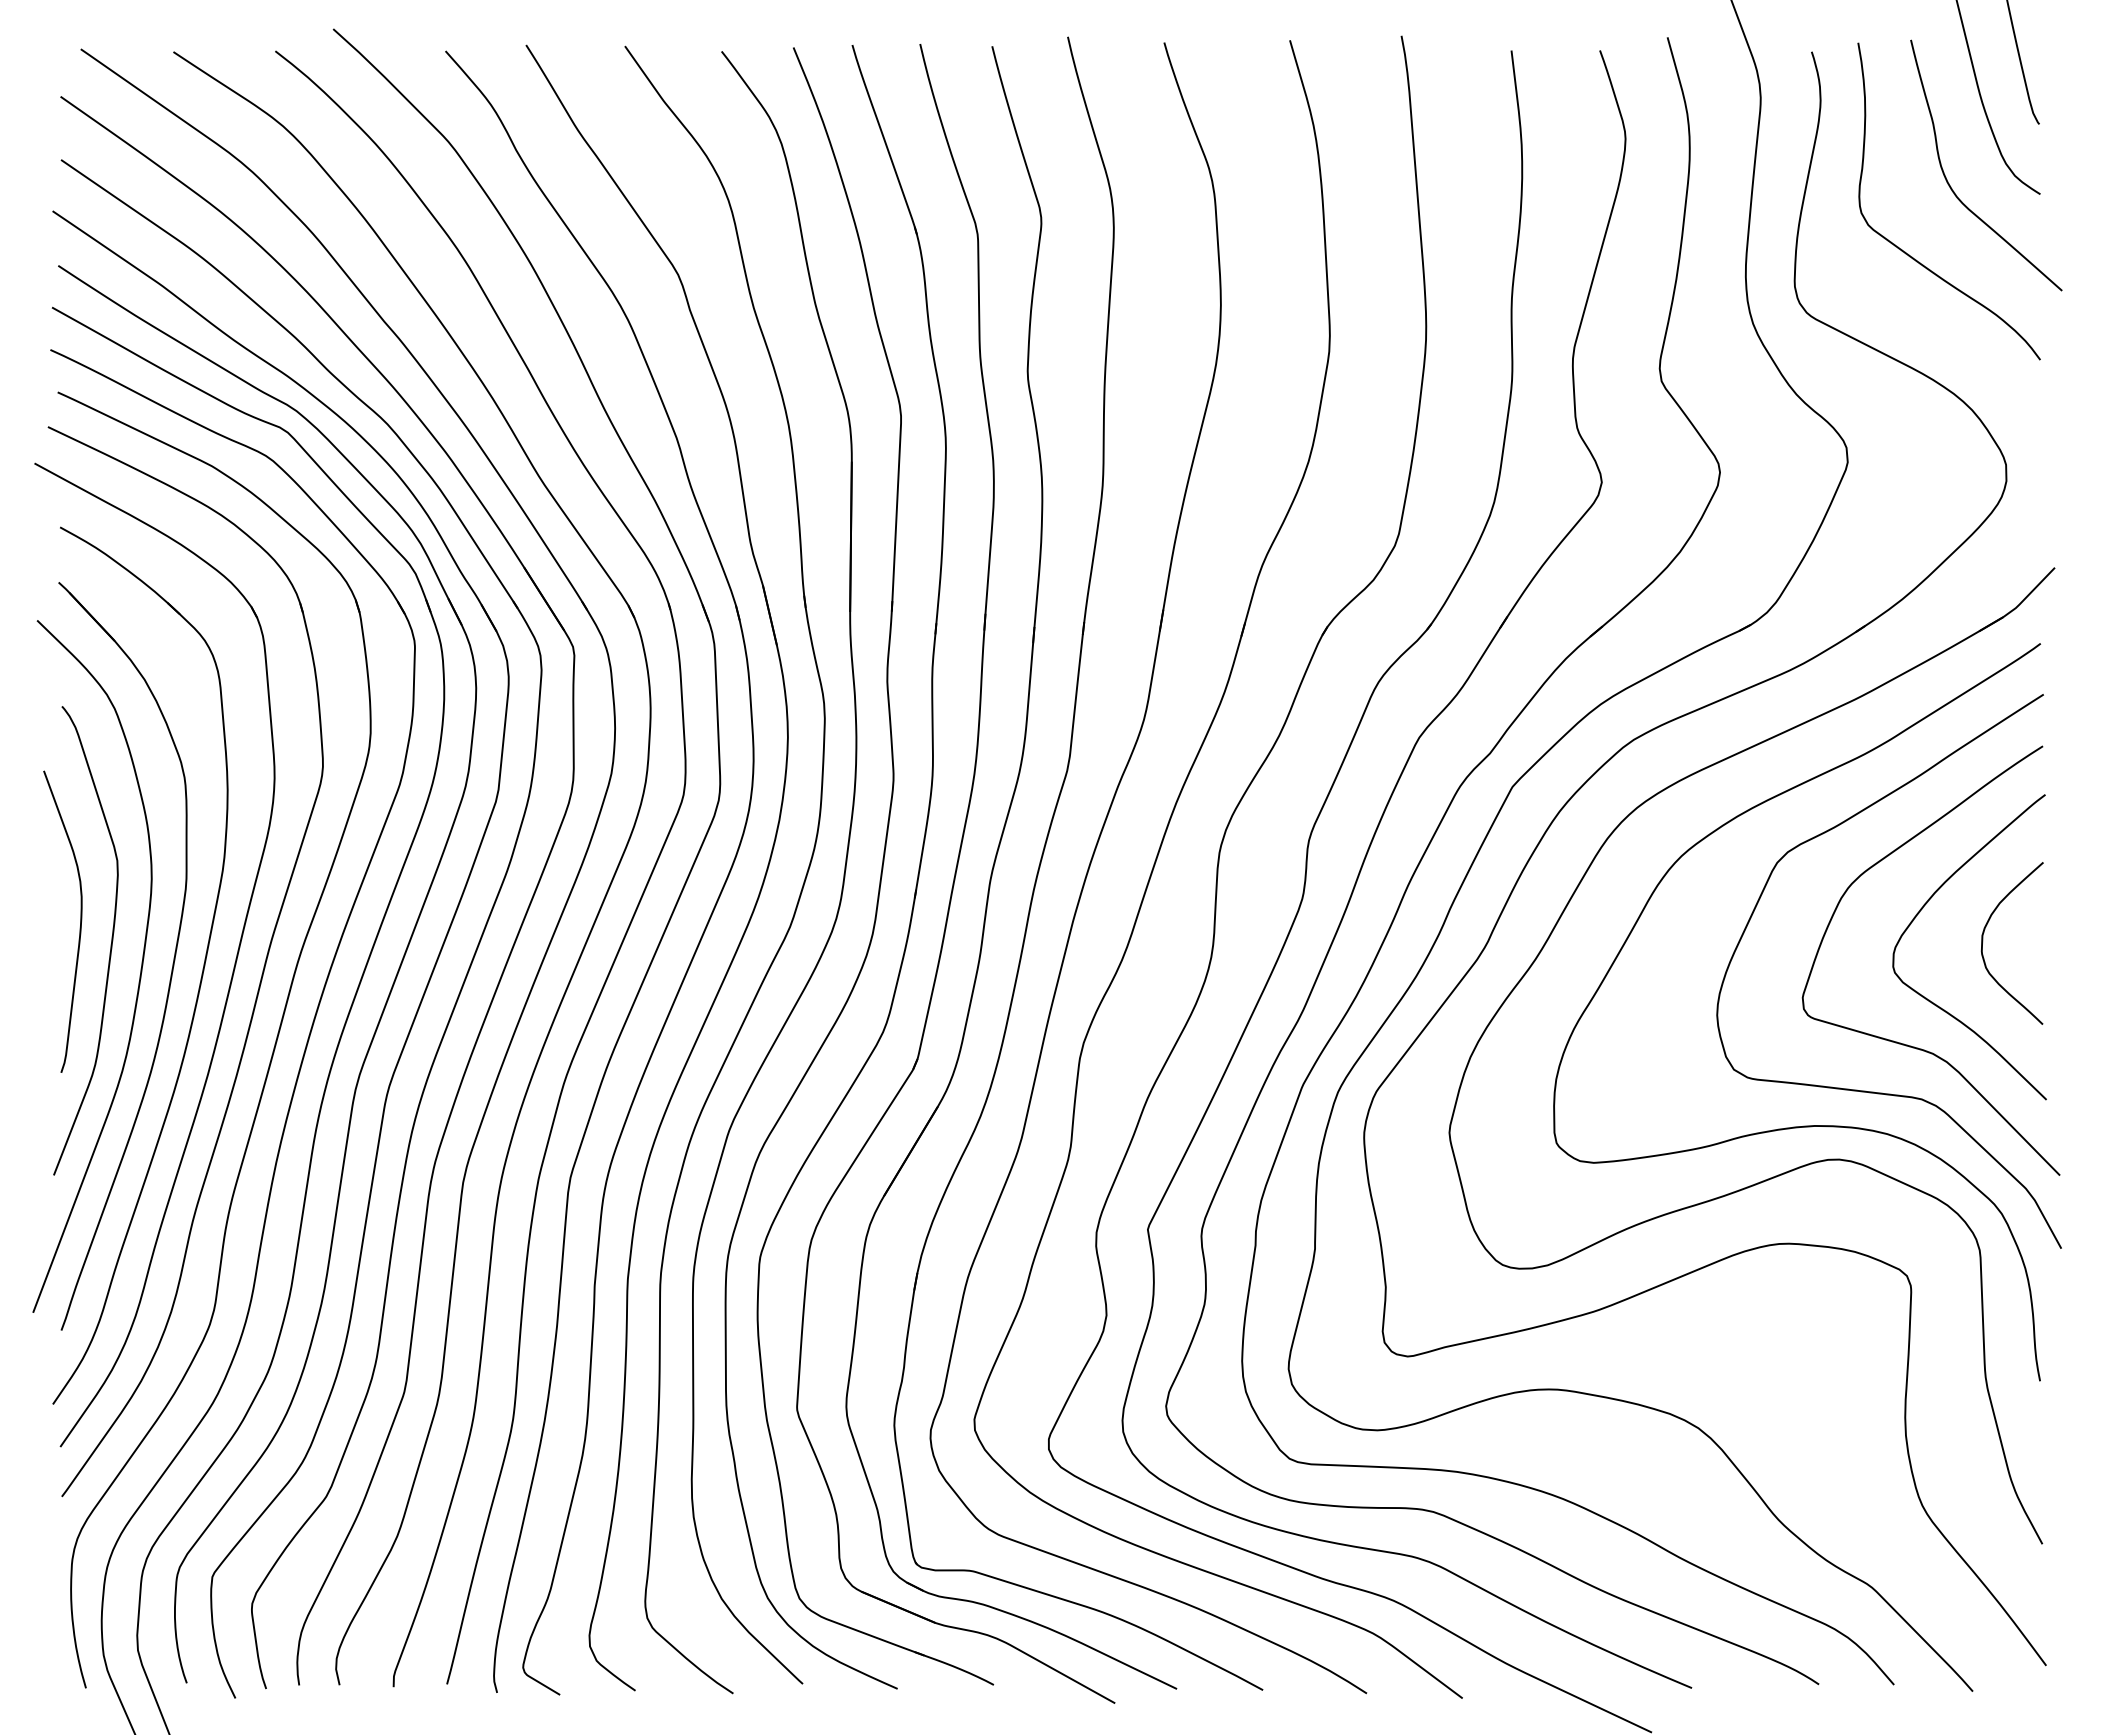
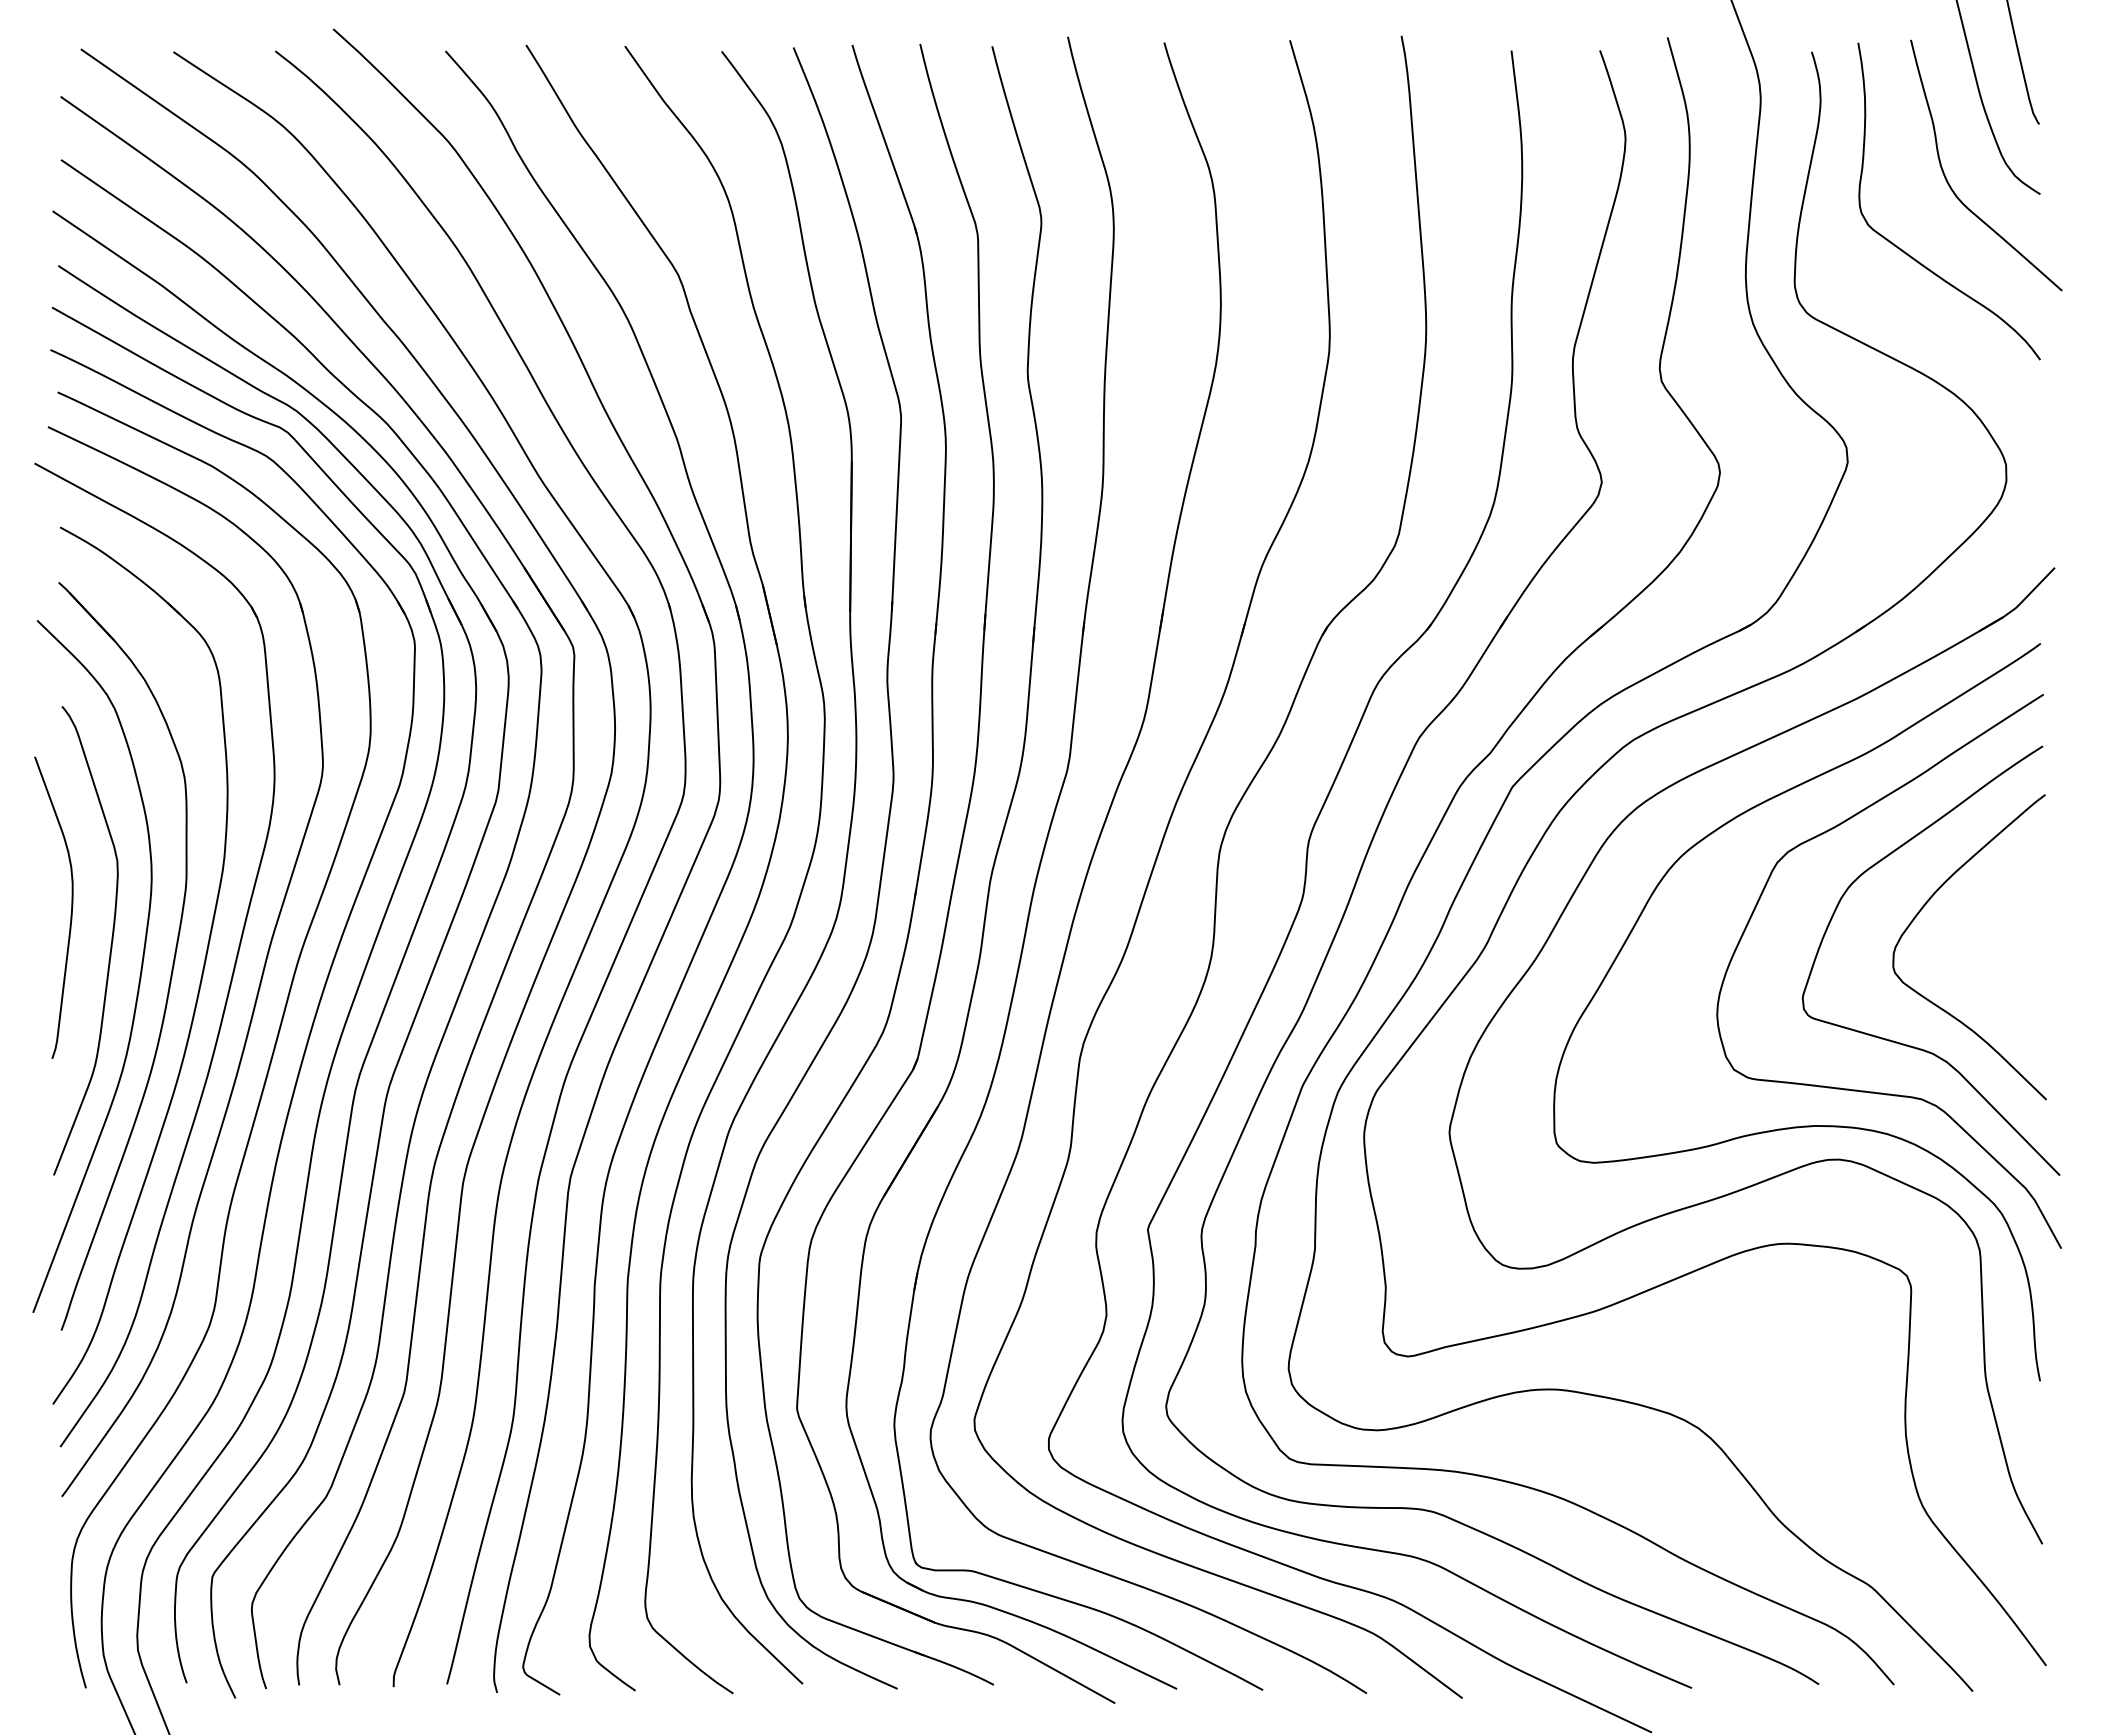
curve position: (80, 921) -> (71, 907) (71, 907)
curve: present -> none (1983, 942)
